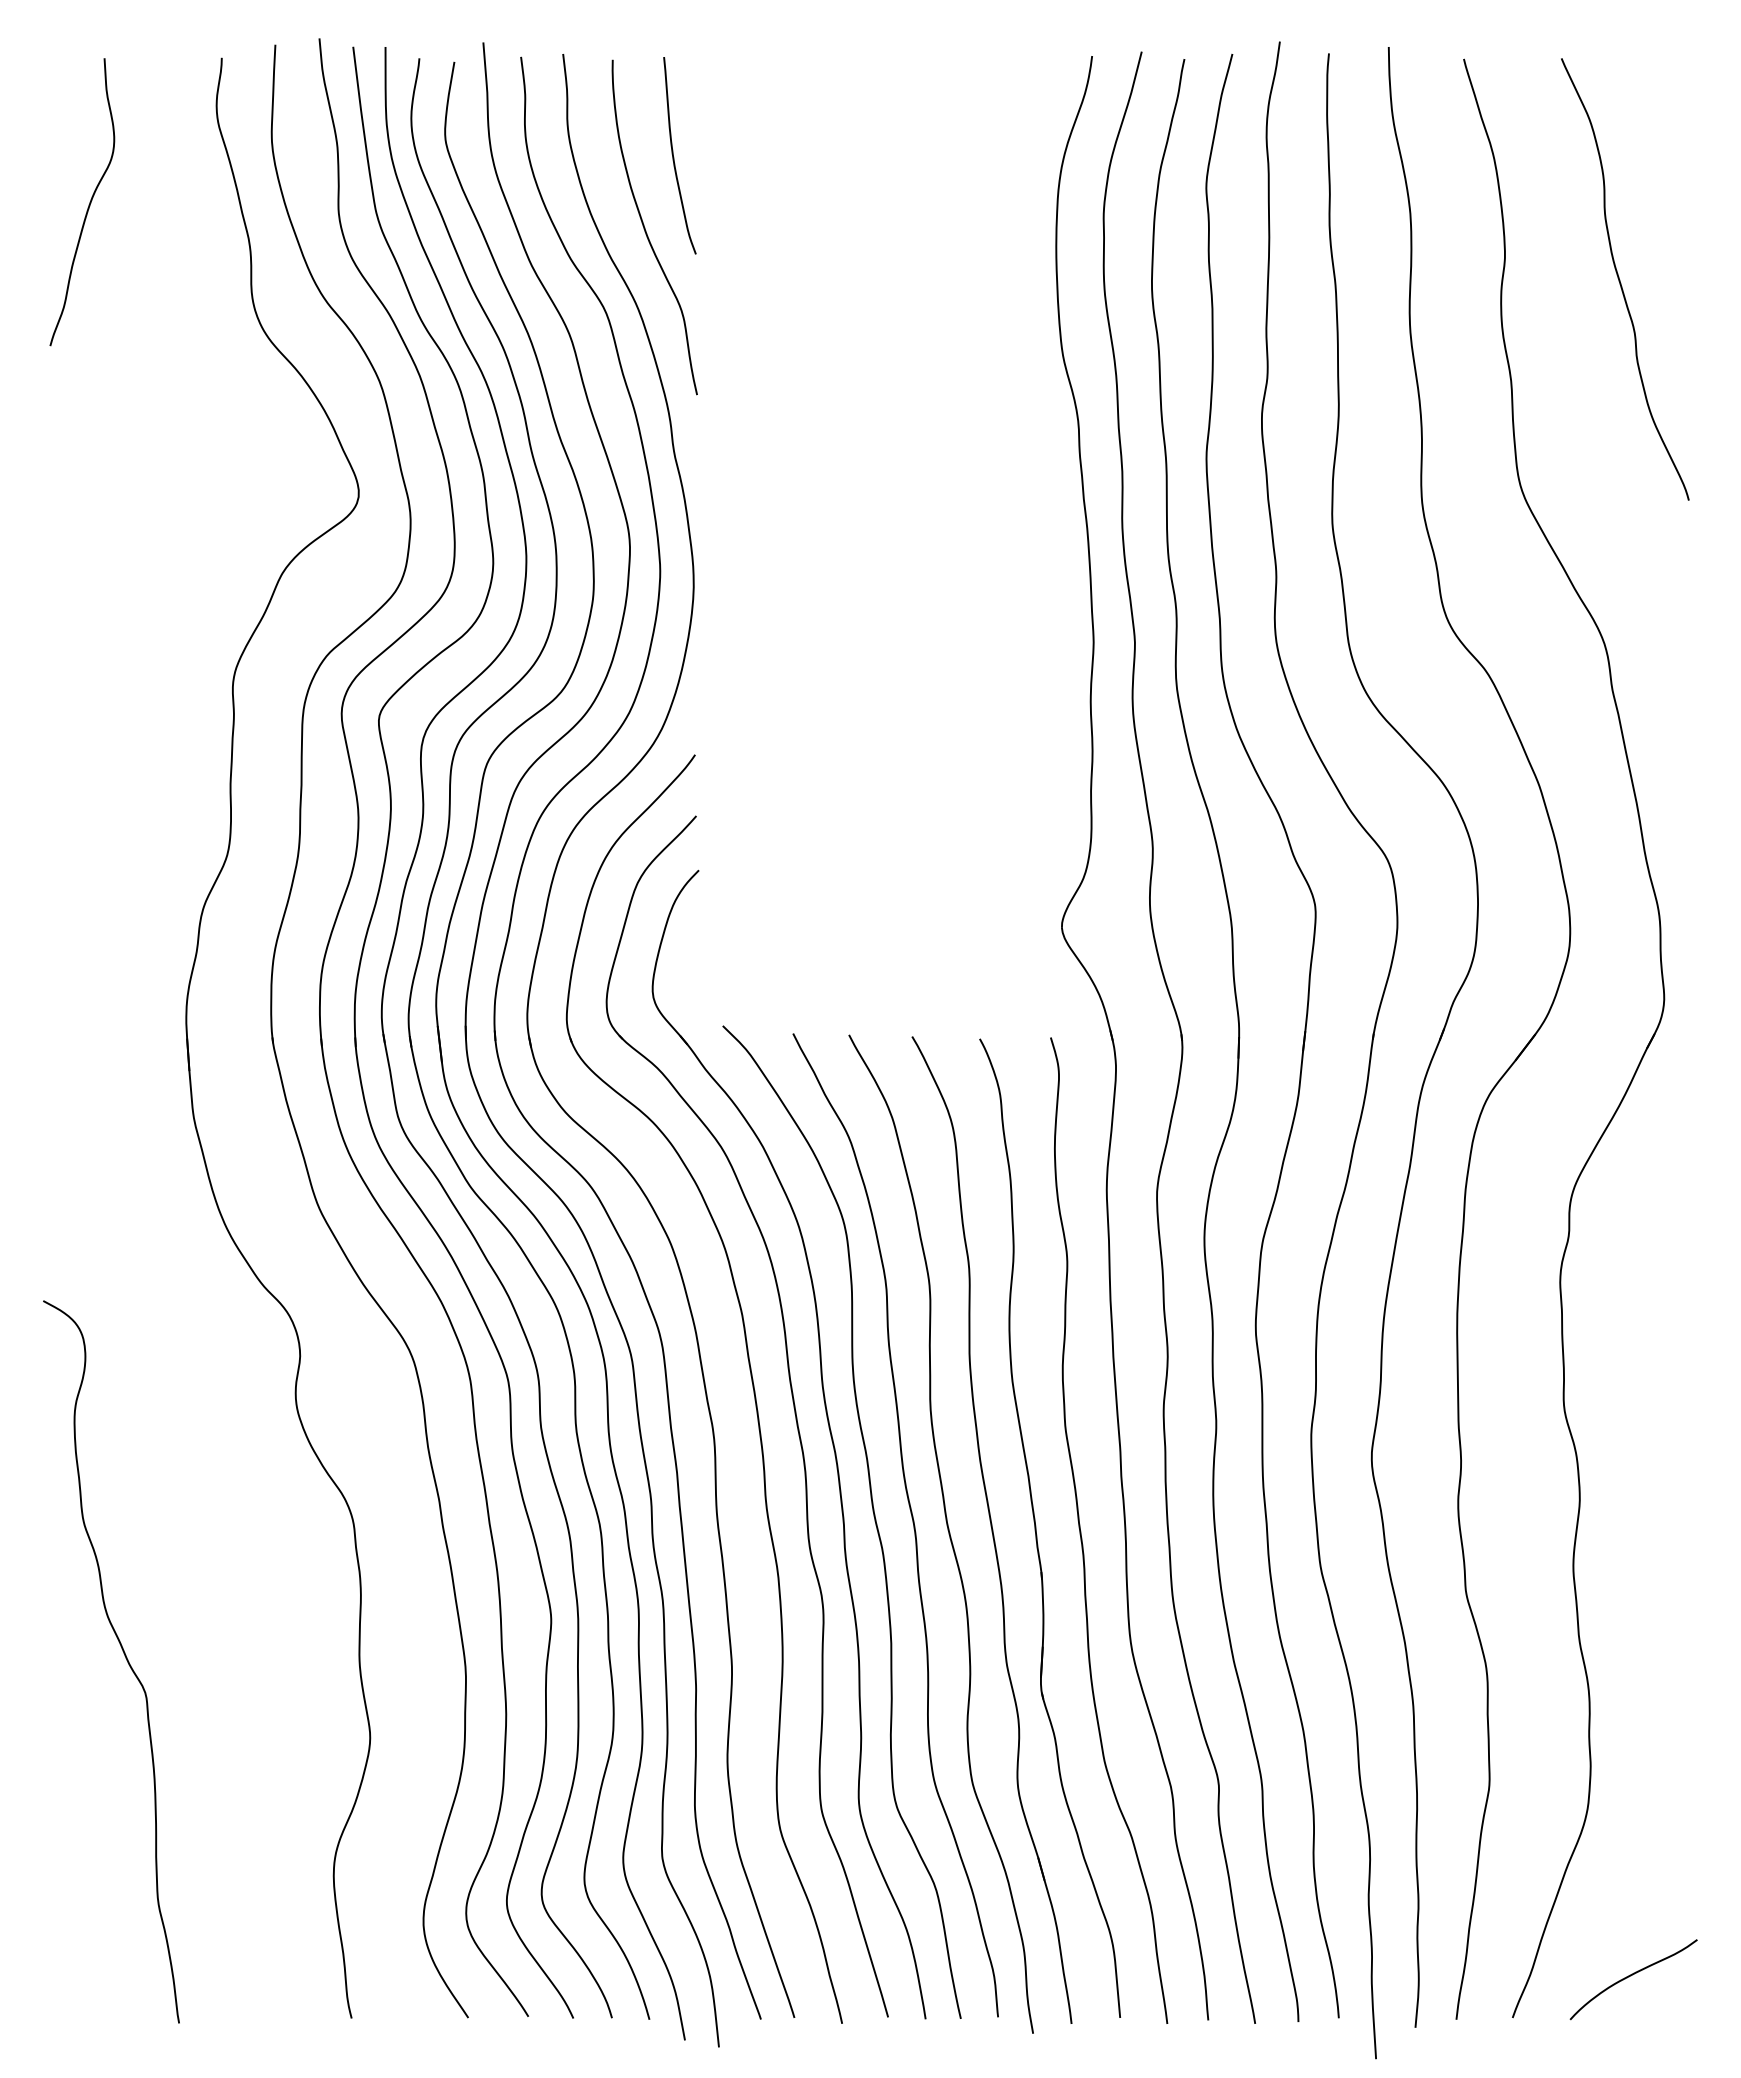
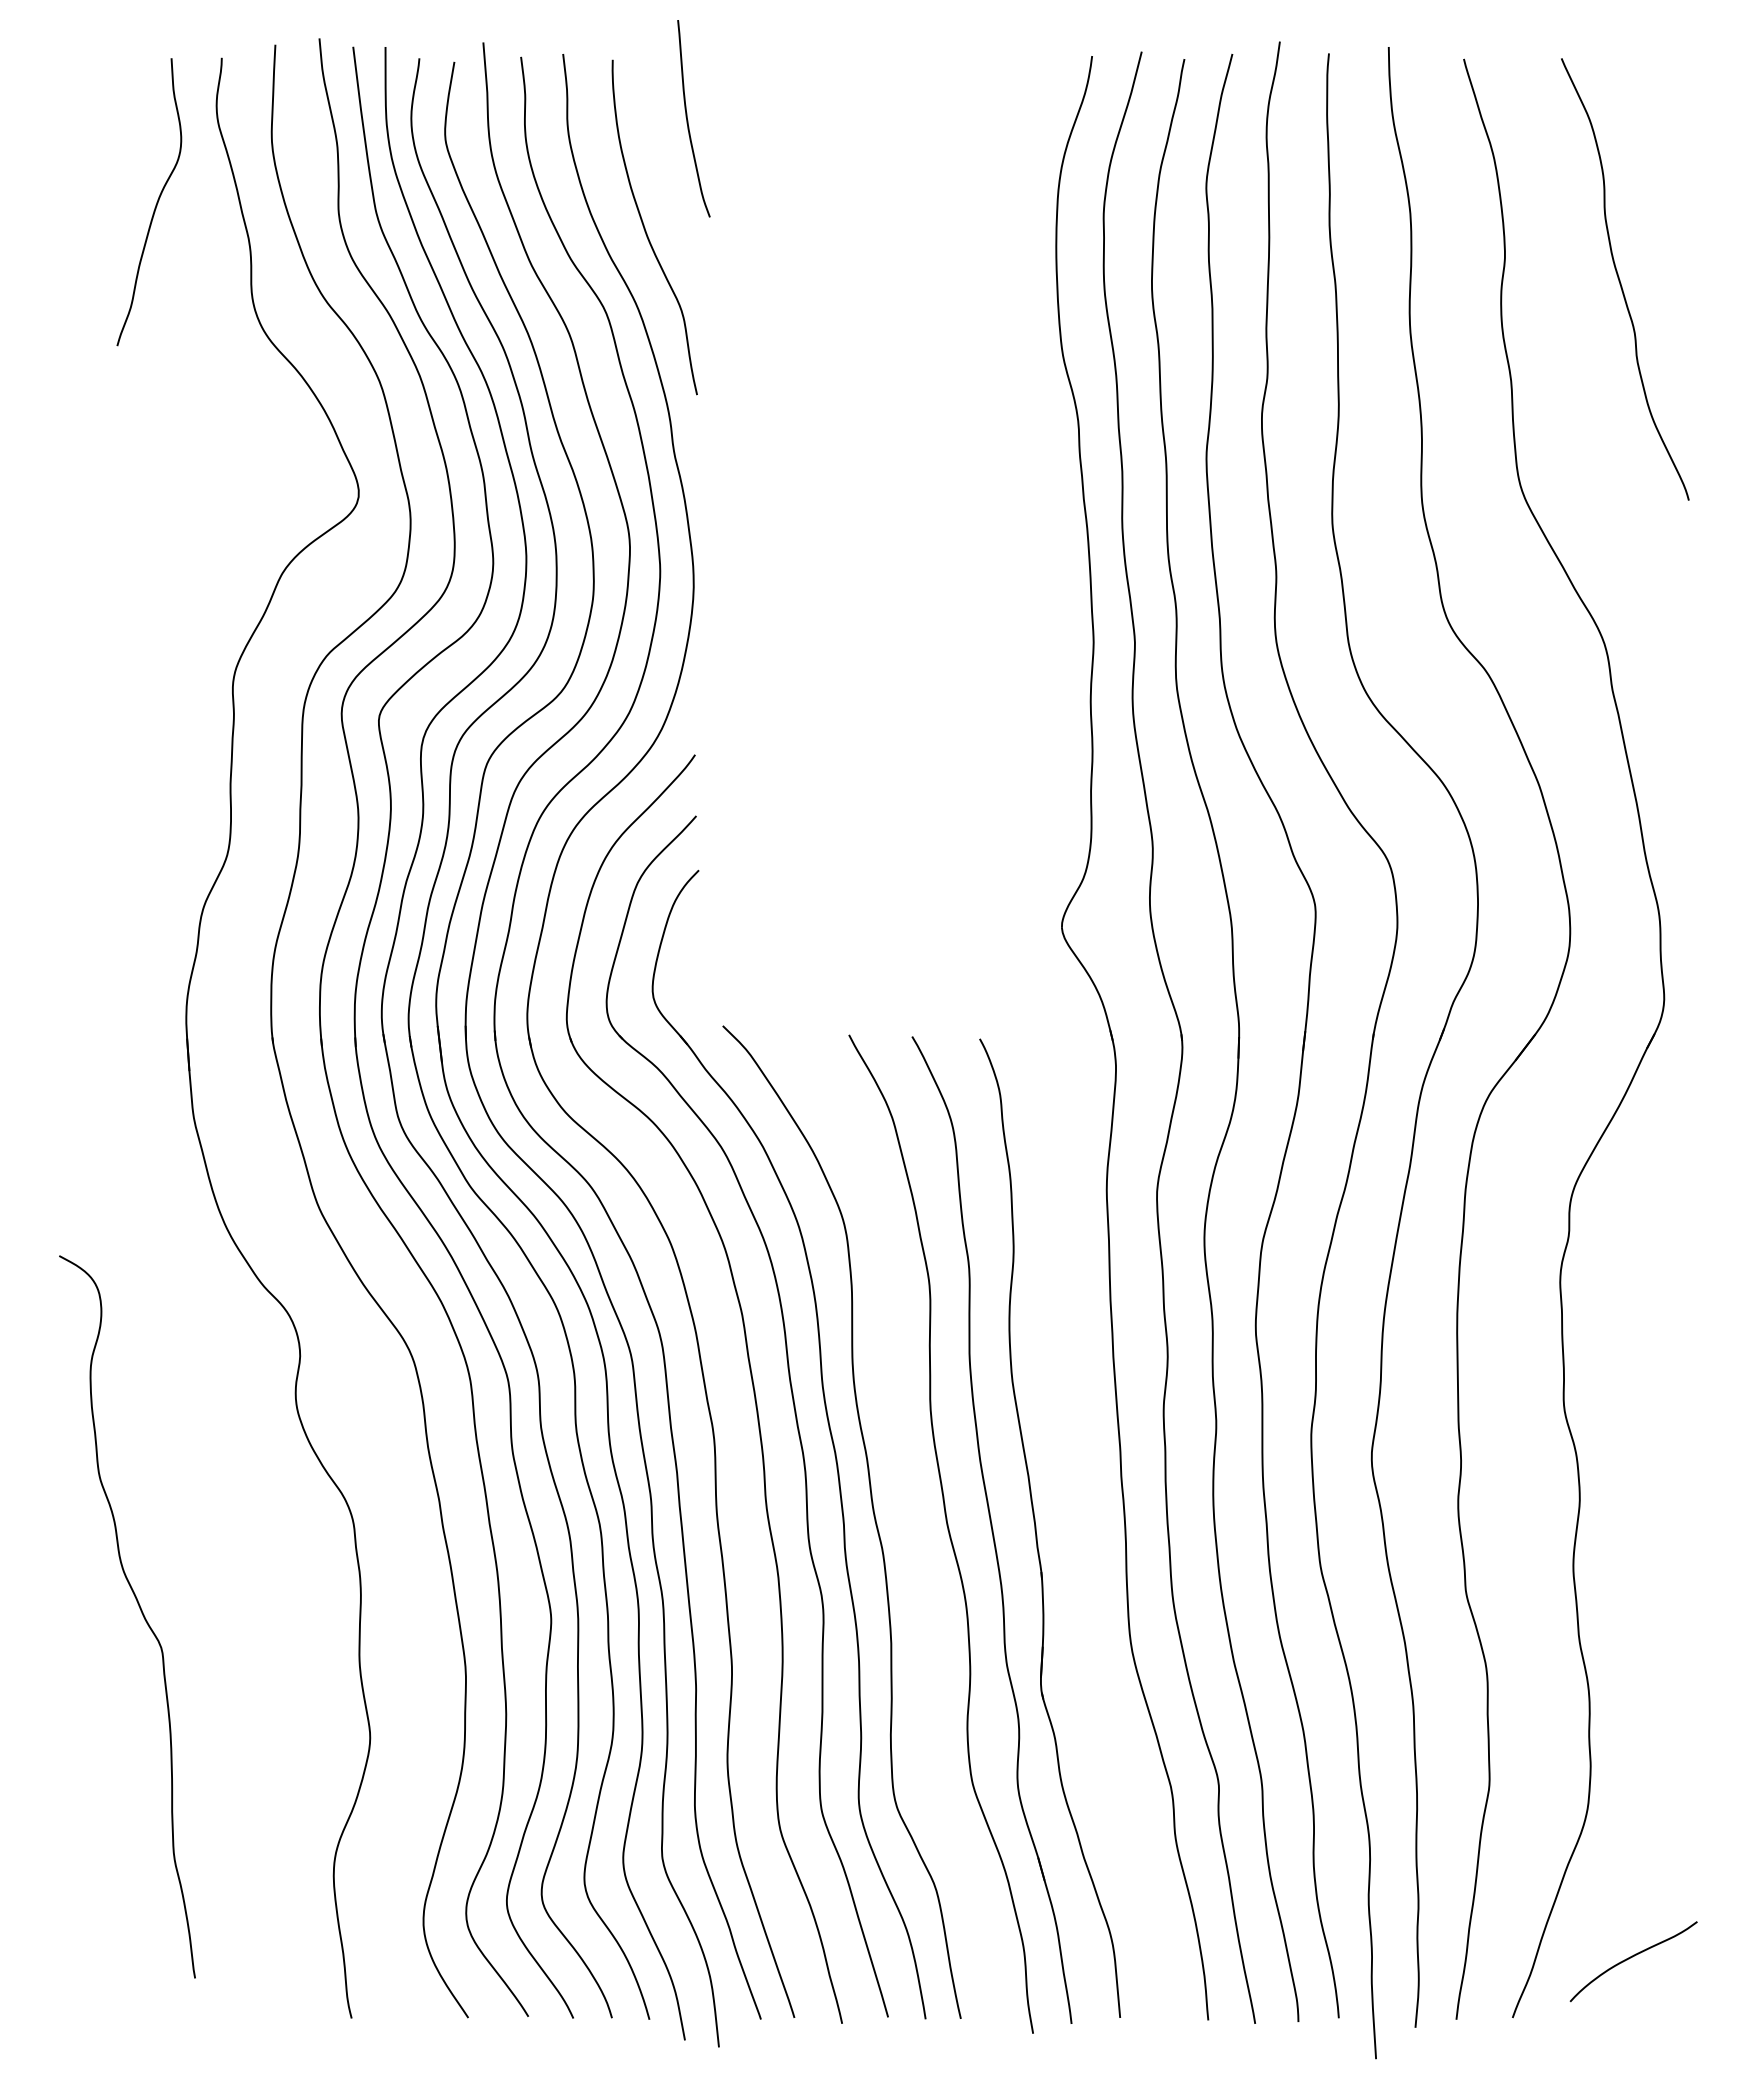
curve position: (674, 157) -> (688, 120) (688, 120)
curve position: (88, 204) -> (155, 204) (155, 204)
curve: present -> none (912, 1522)
curve: present -> none (1082, 1537)
curve position: (124, 1656) -> (140, 1611) (140, 1611)
curve position: (1631, 1976) -> (1631, 1958) (1631, 1958)
